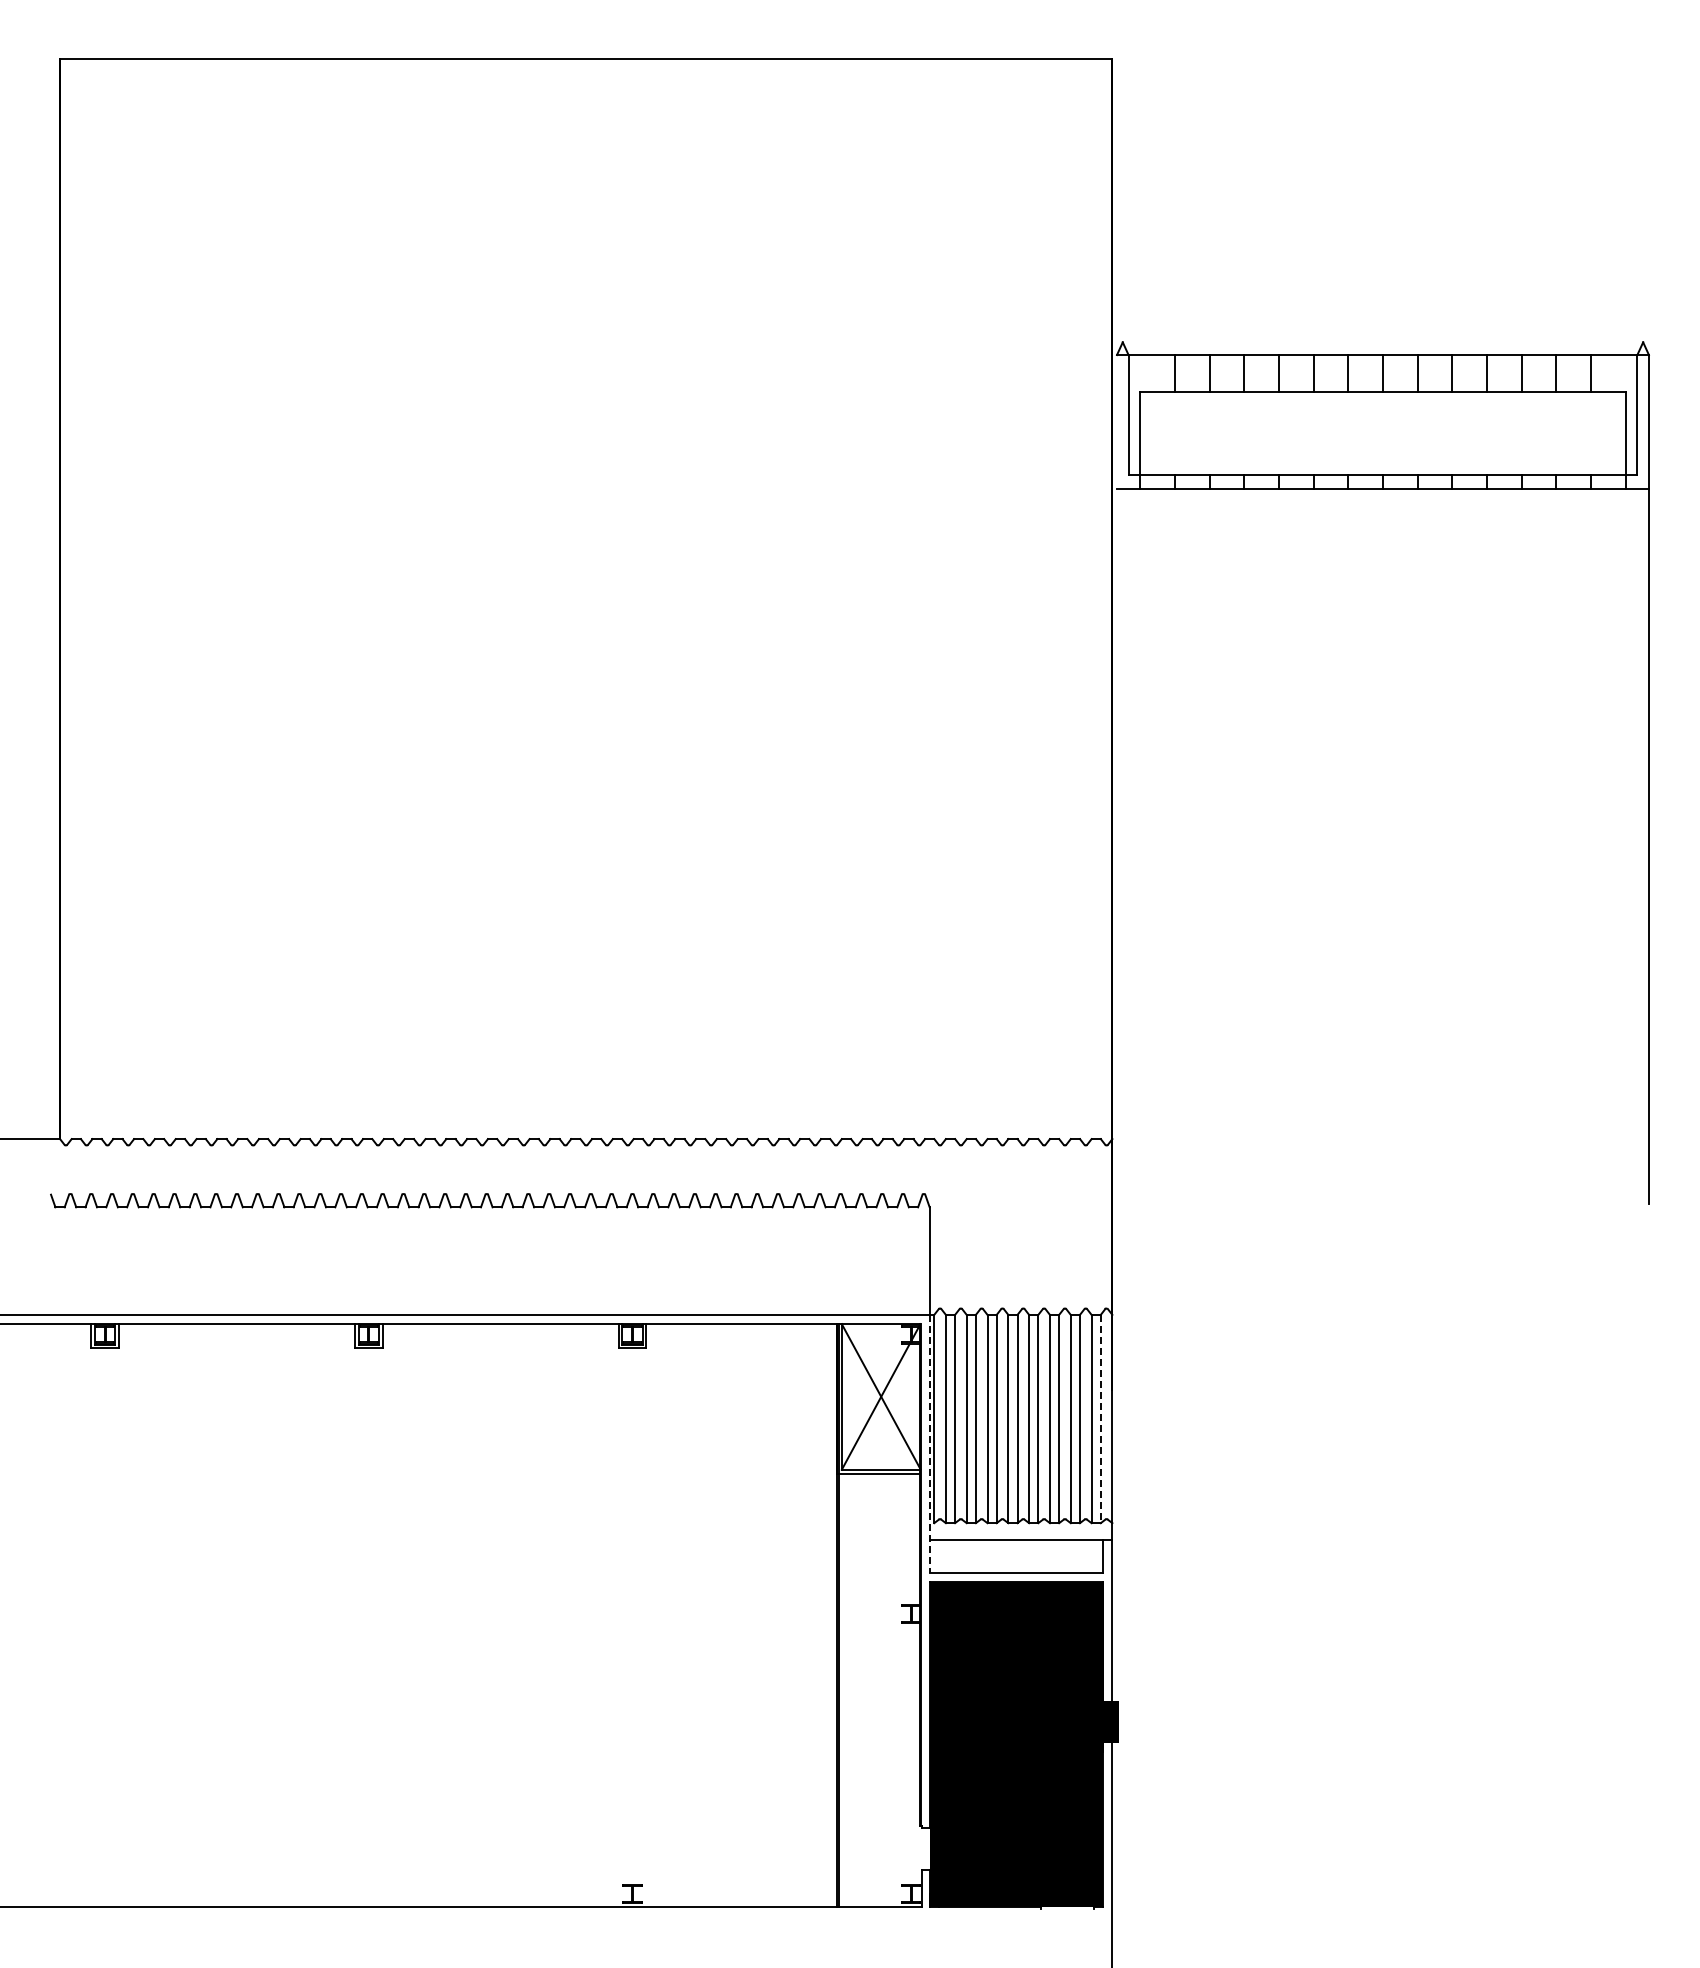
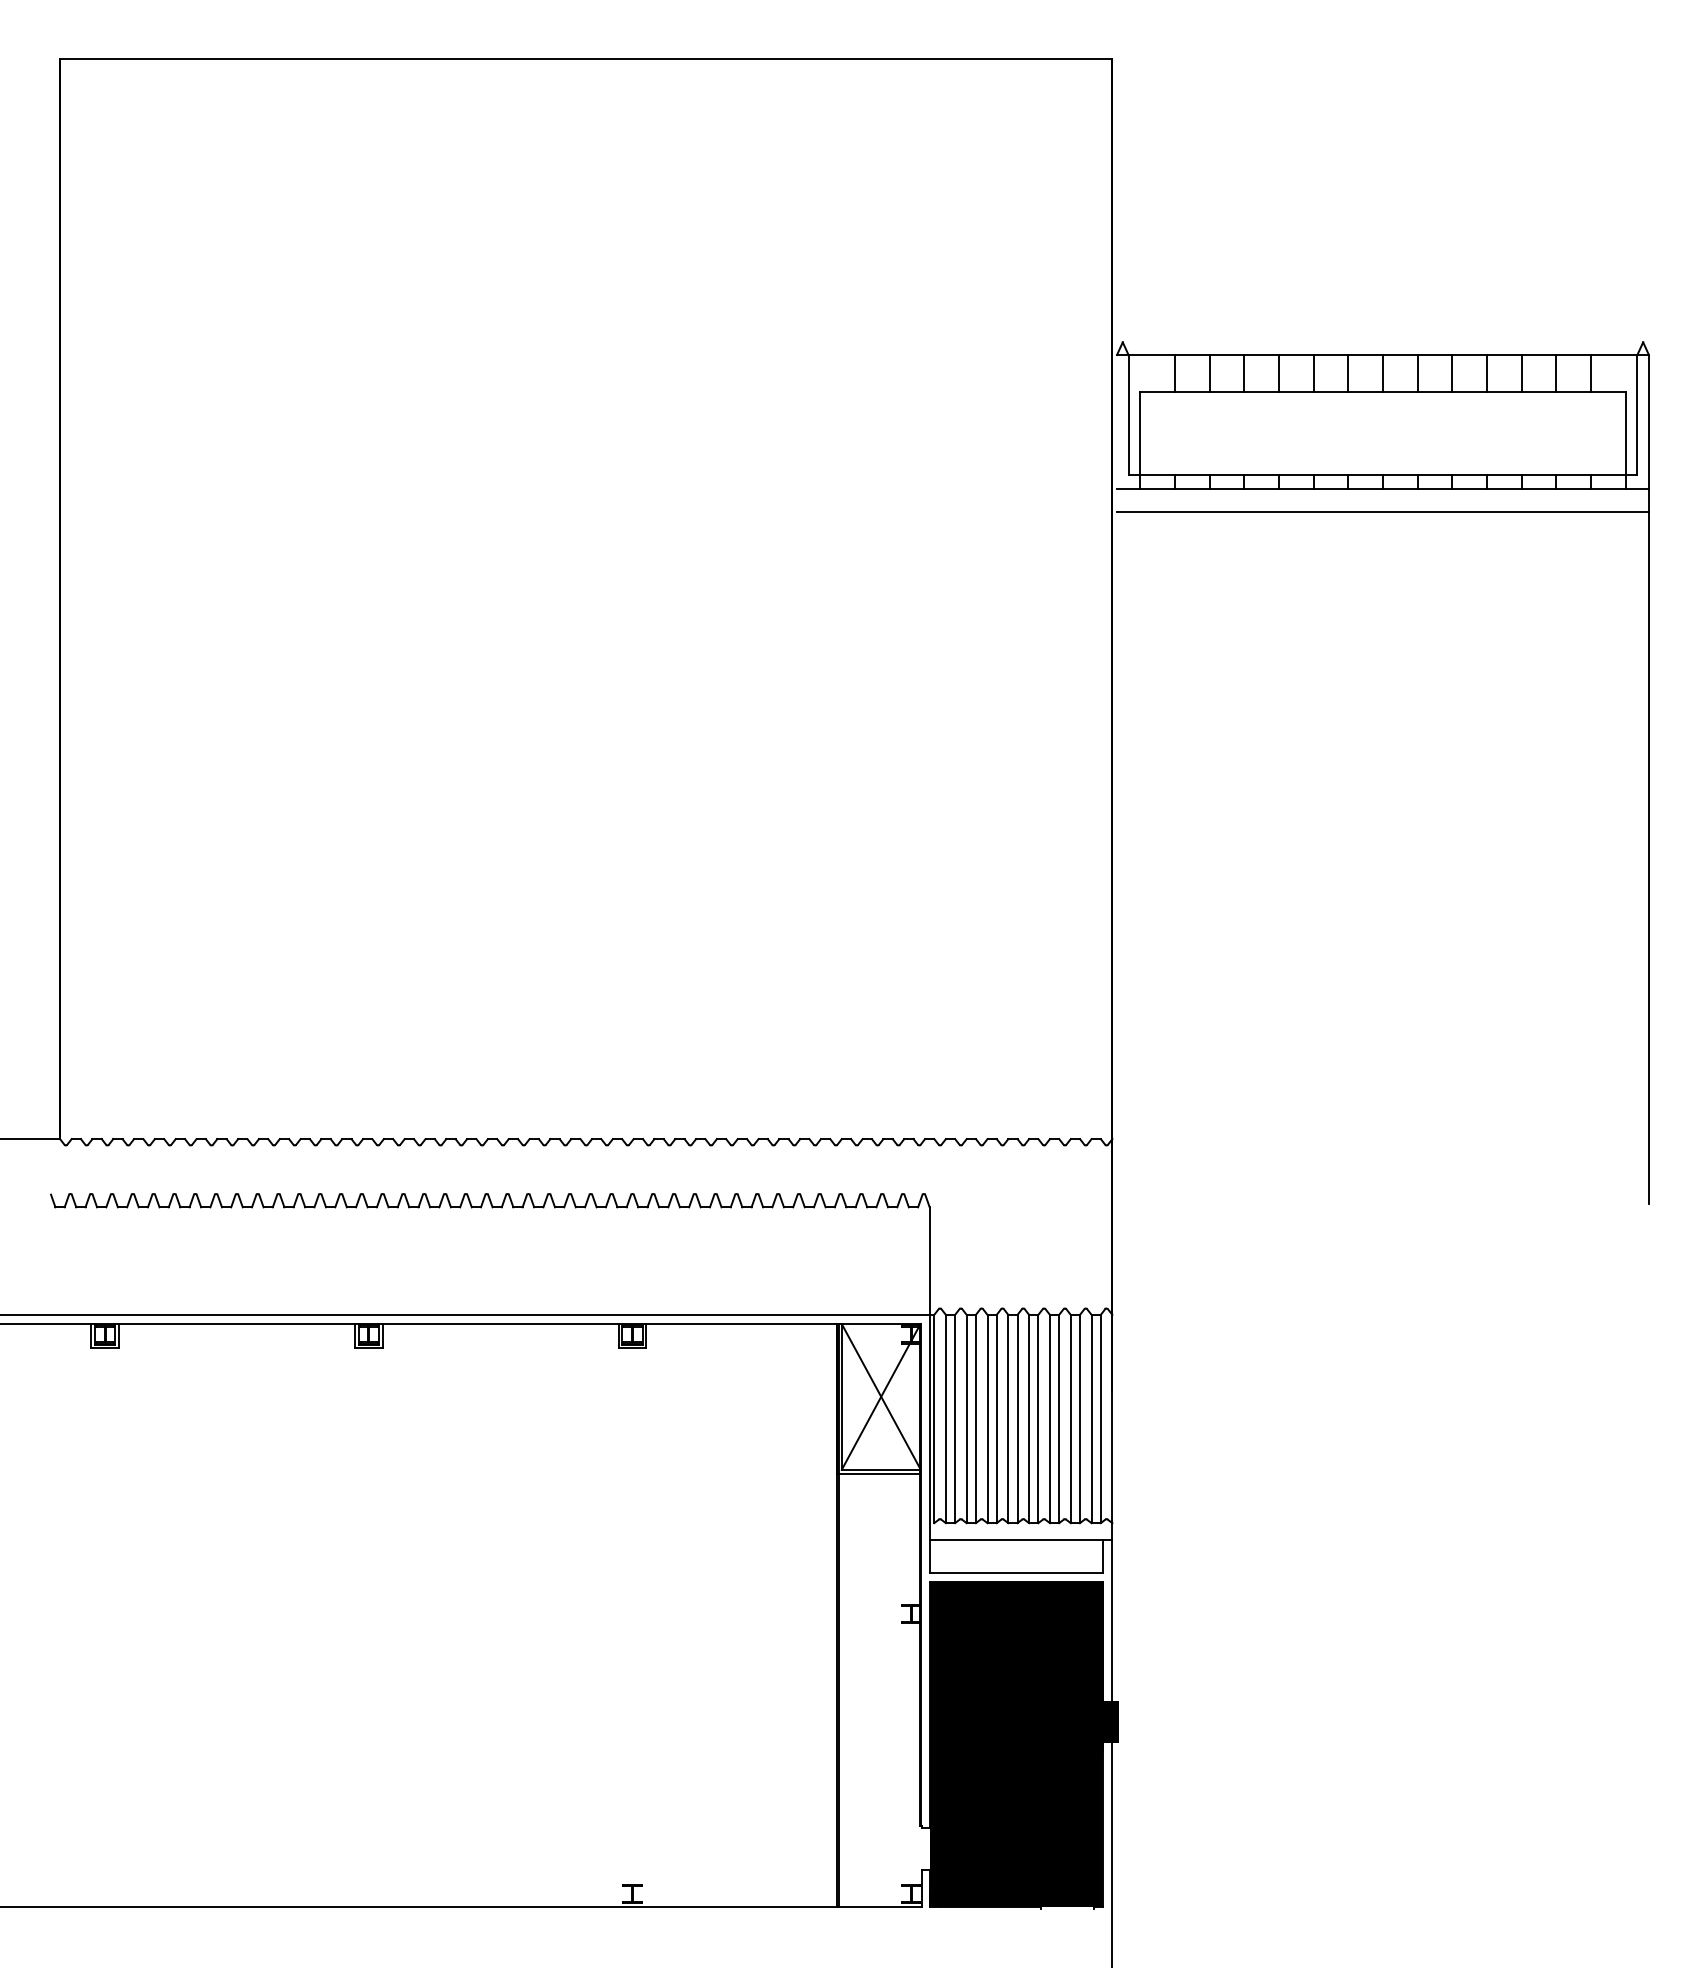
line: none -> present (1382, 512)
line: dashed -> solid (1100, 1419)
line: dashed -> solid (929, 1443)
